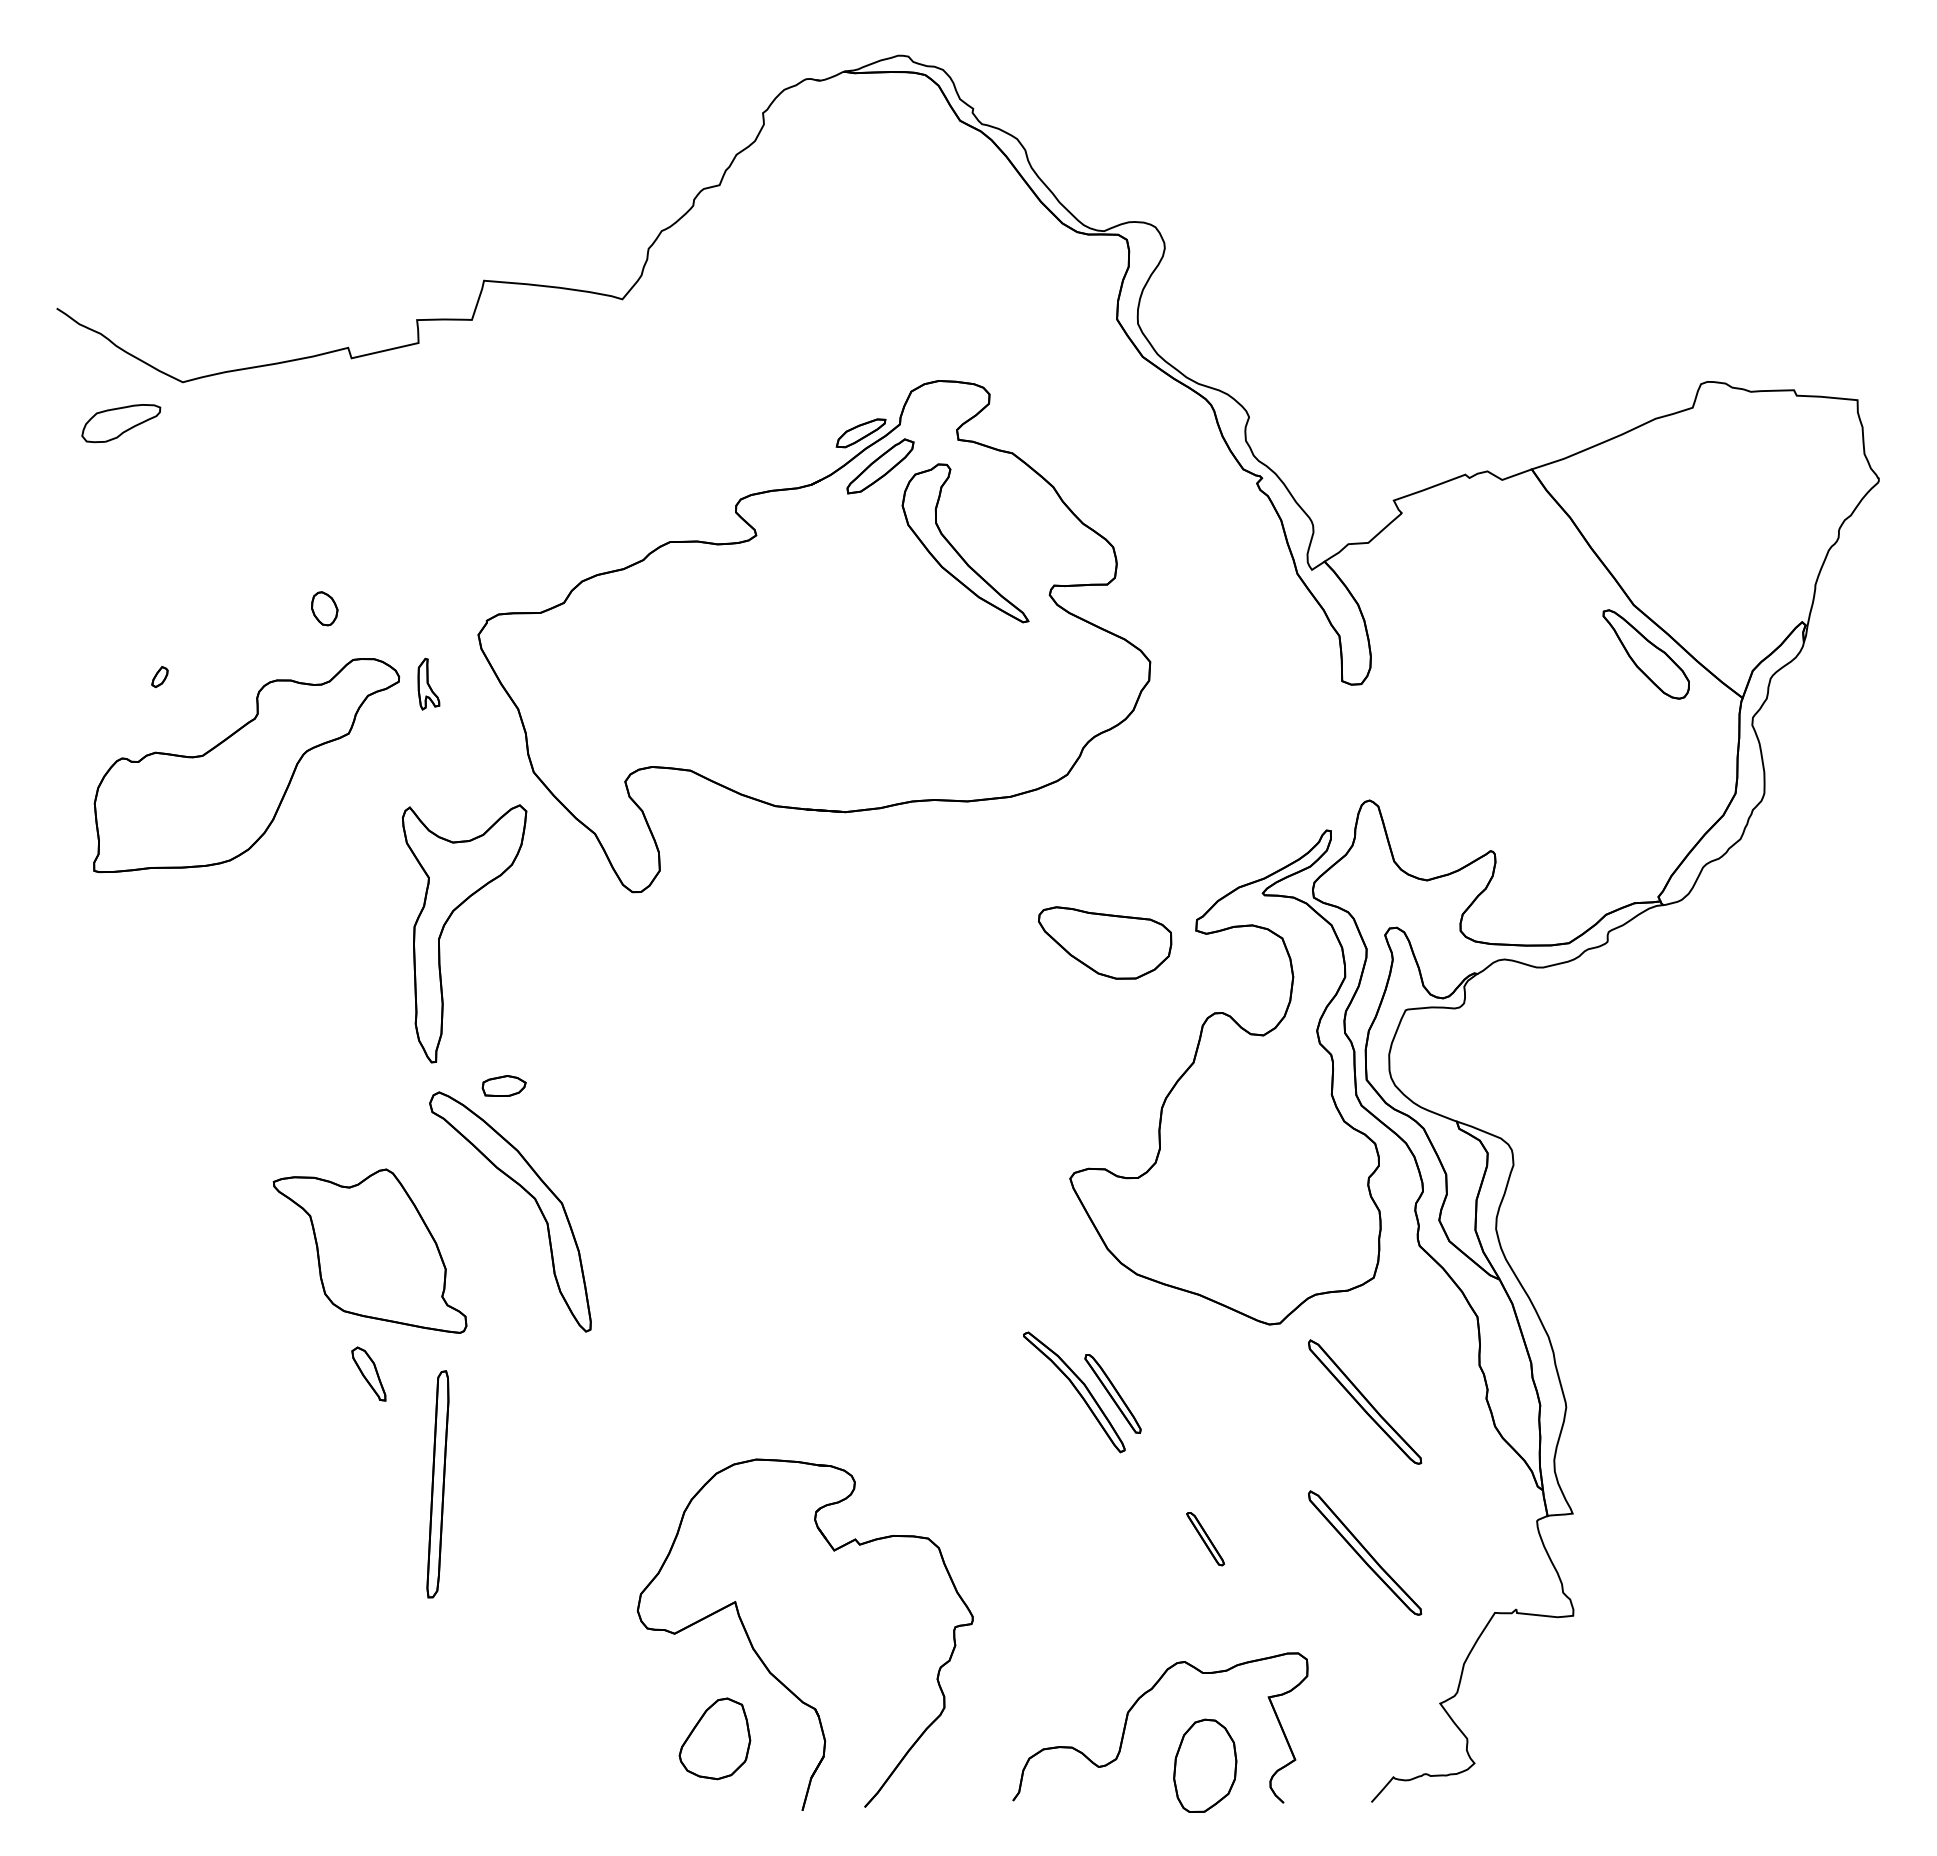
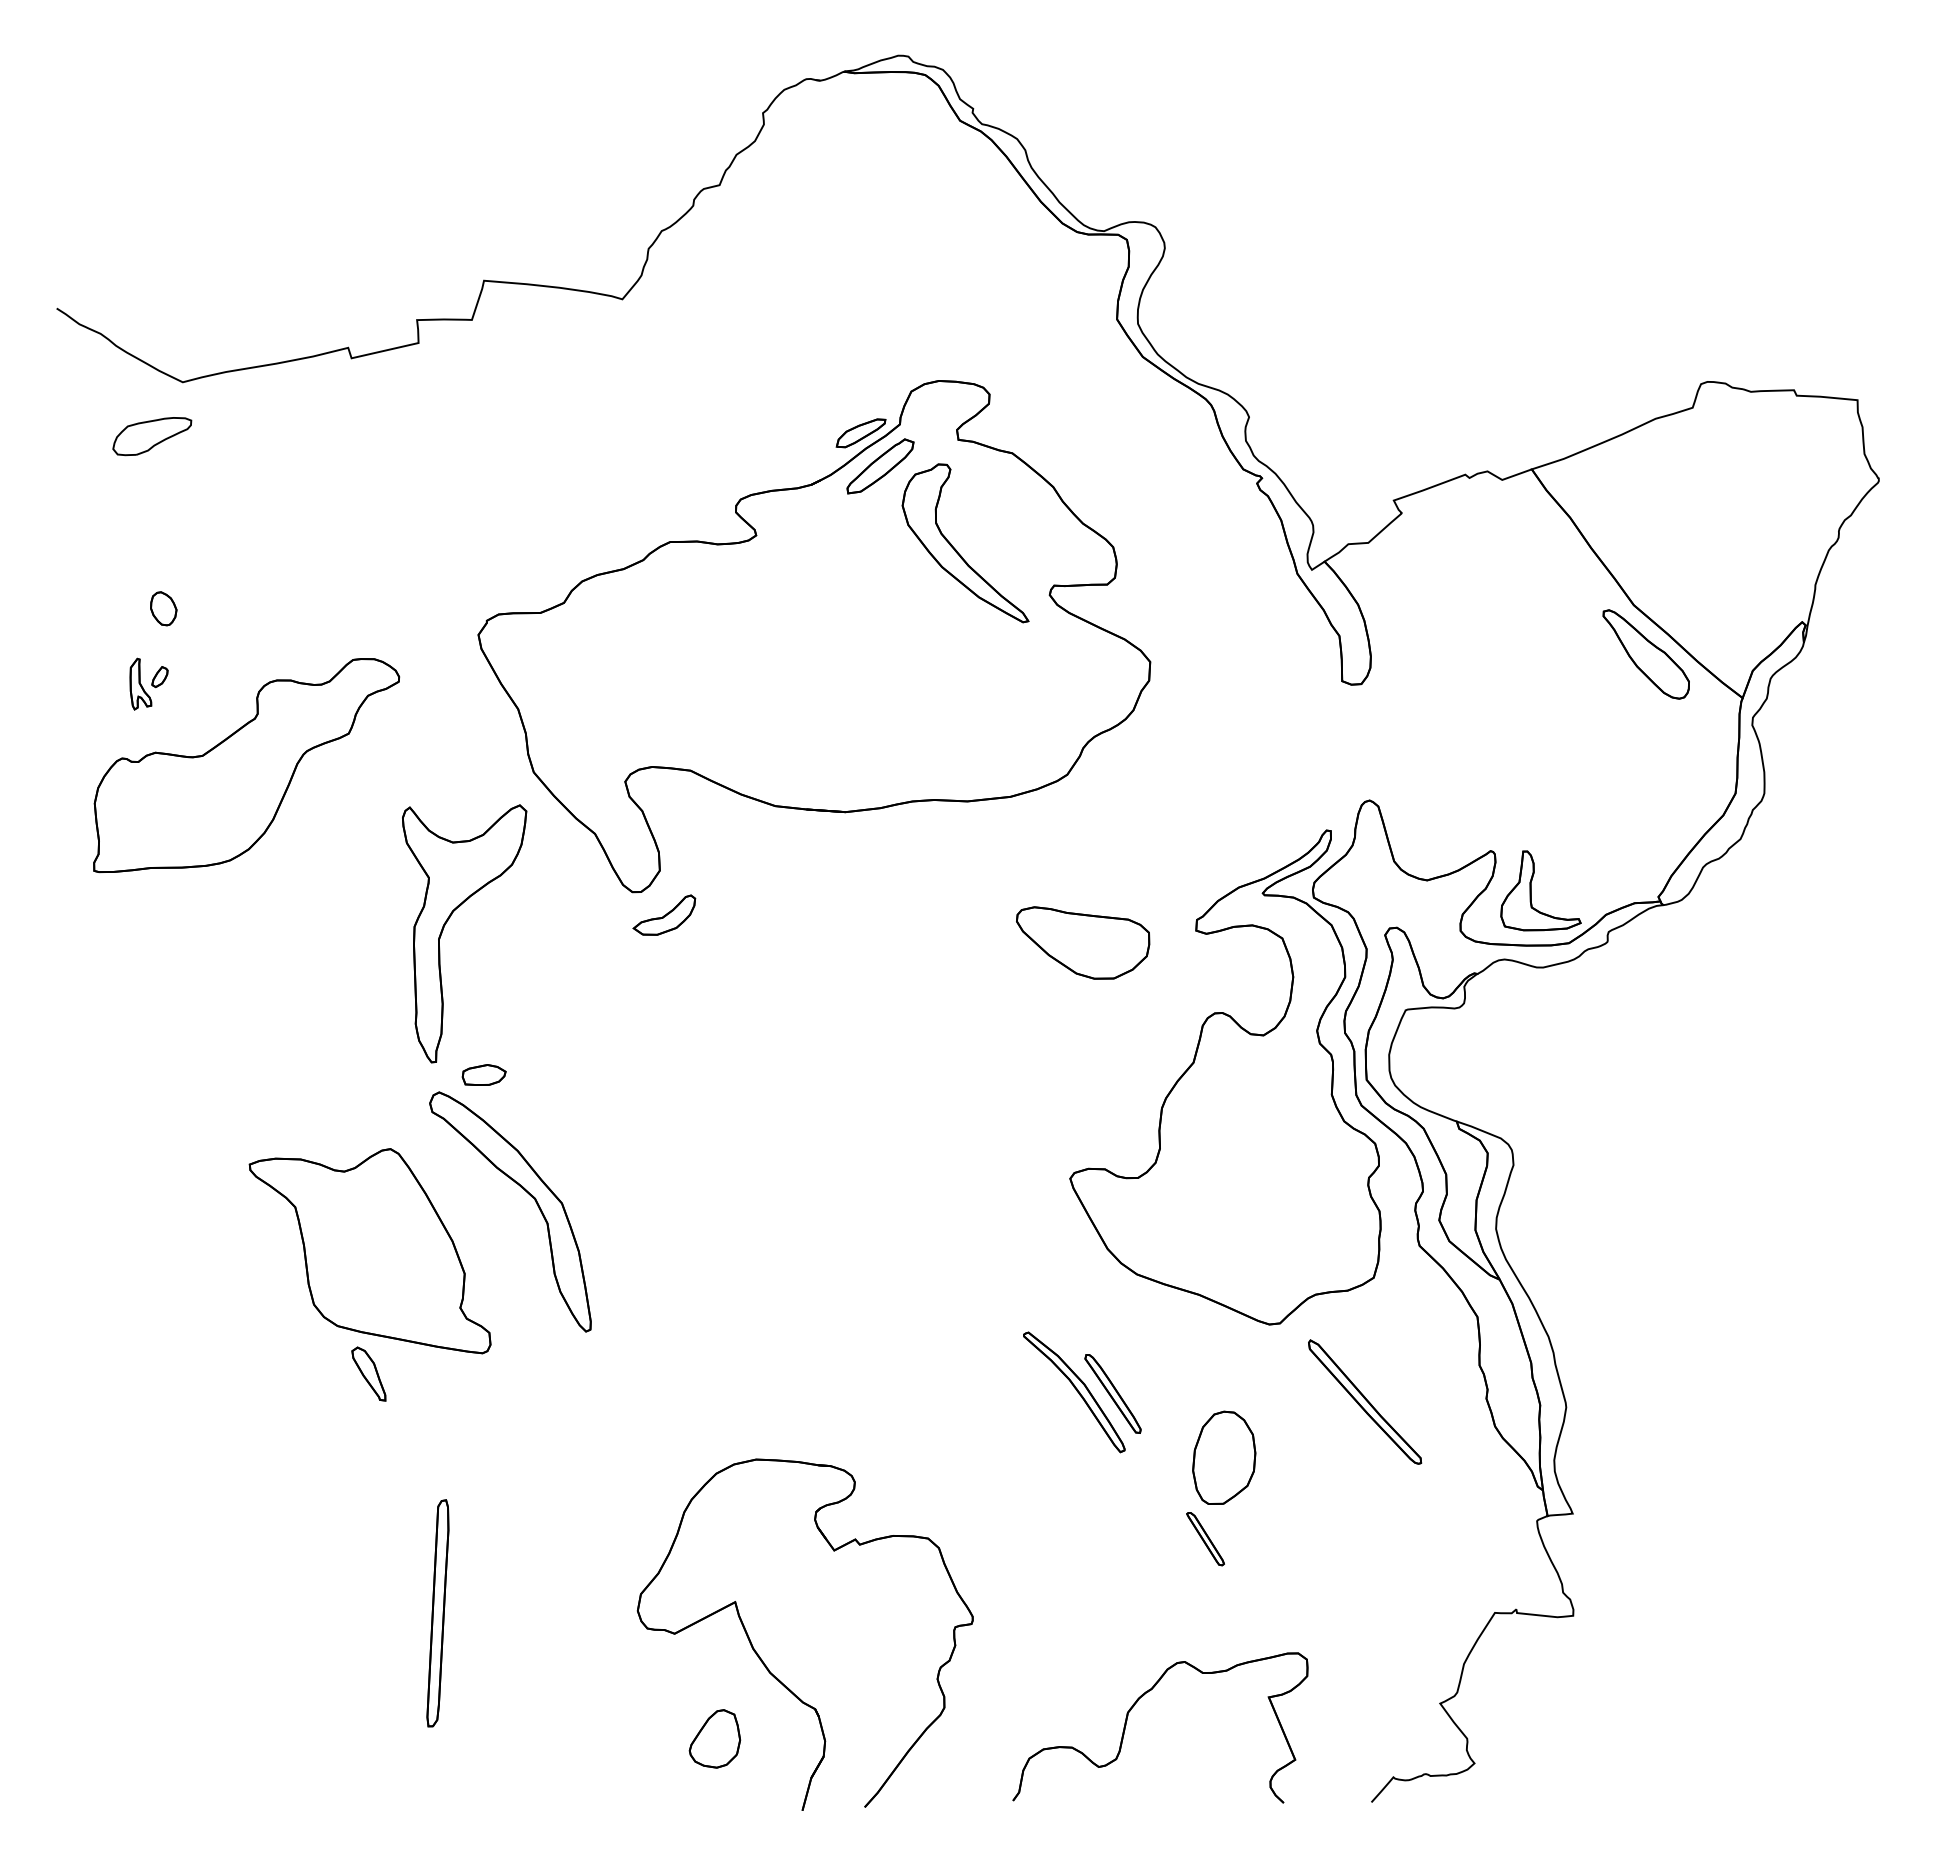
part position: (121, 423) -> (152, 436) (152, 436)
part position: (324, 608) -> (163, 608) (163, 608)
part position: (428, 683) -> (140, 683) (140, 683)
part: none -> present (1531, 890)
part: none -> present (664, 914)
part position: (1105, 942) -> (1083, 942) (1083, 942)
part position: (503, 1085) -> (483, 1074) (483, 1074)
part size: 196x166 px -> 244x207 px (369, 1251)
part position: (437, 1484) -> (437, 1613) (437, 1613)
part: present -> none (1365, 1552)
part size: 74x84 px -> 54x60 px (714, 1738)
part position: (1205, 1765) -> (1224, 1457) (1224, 1457)
